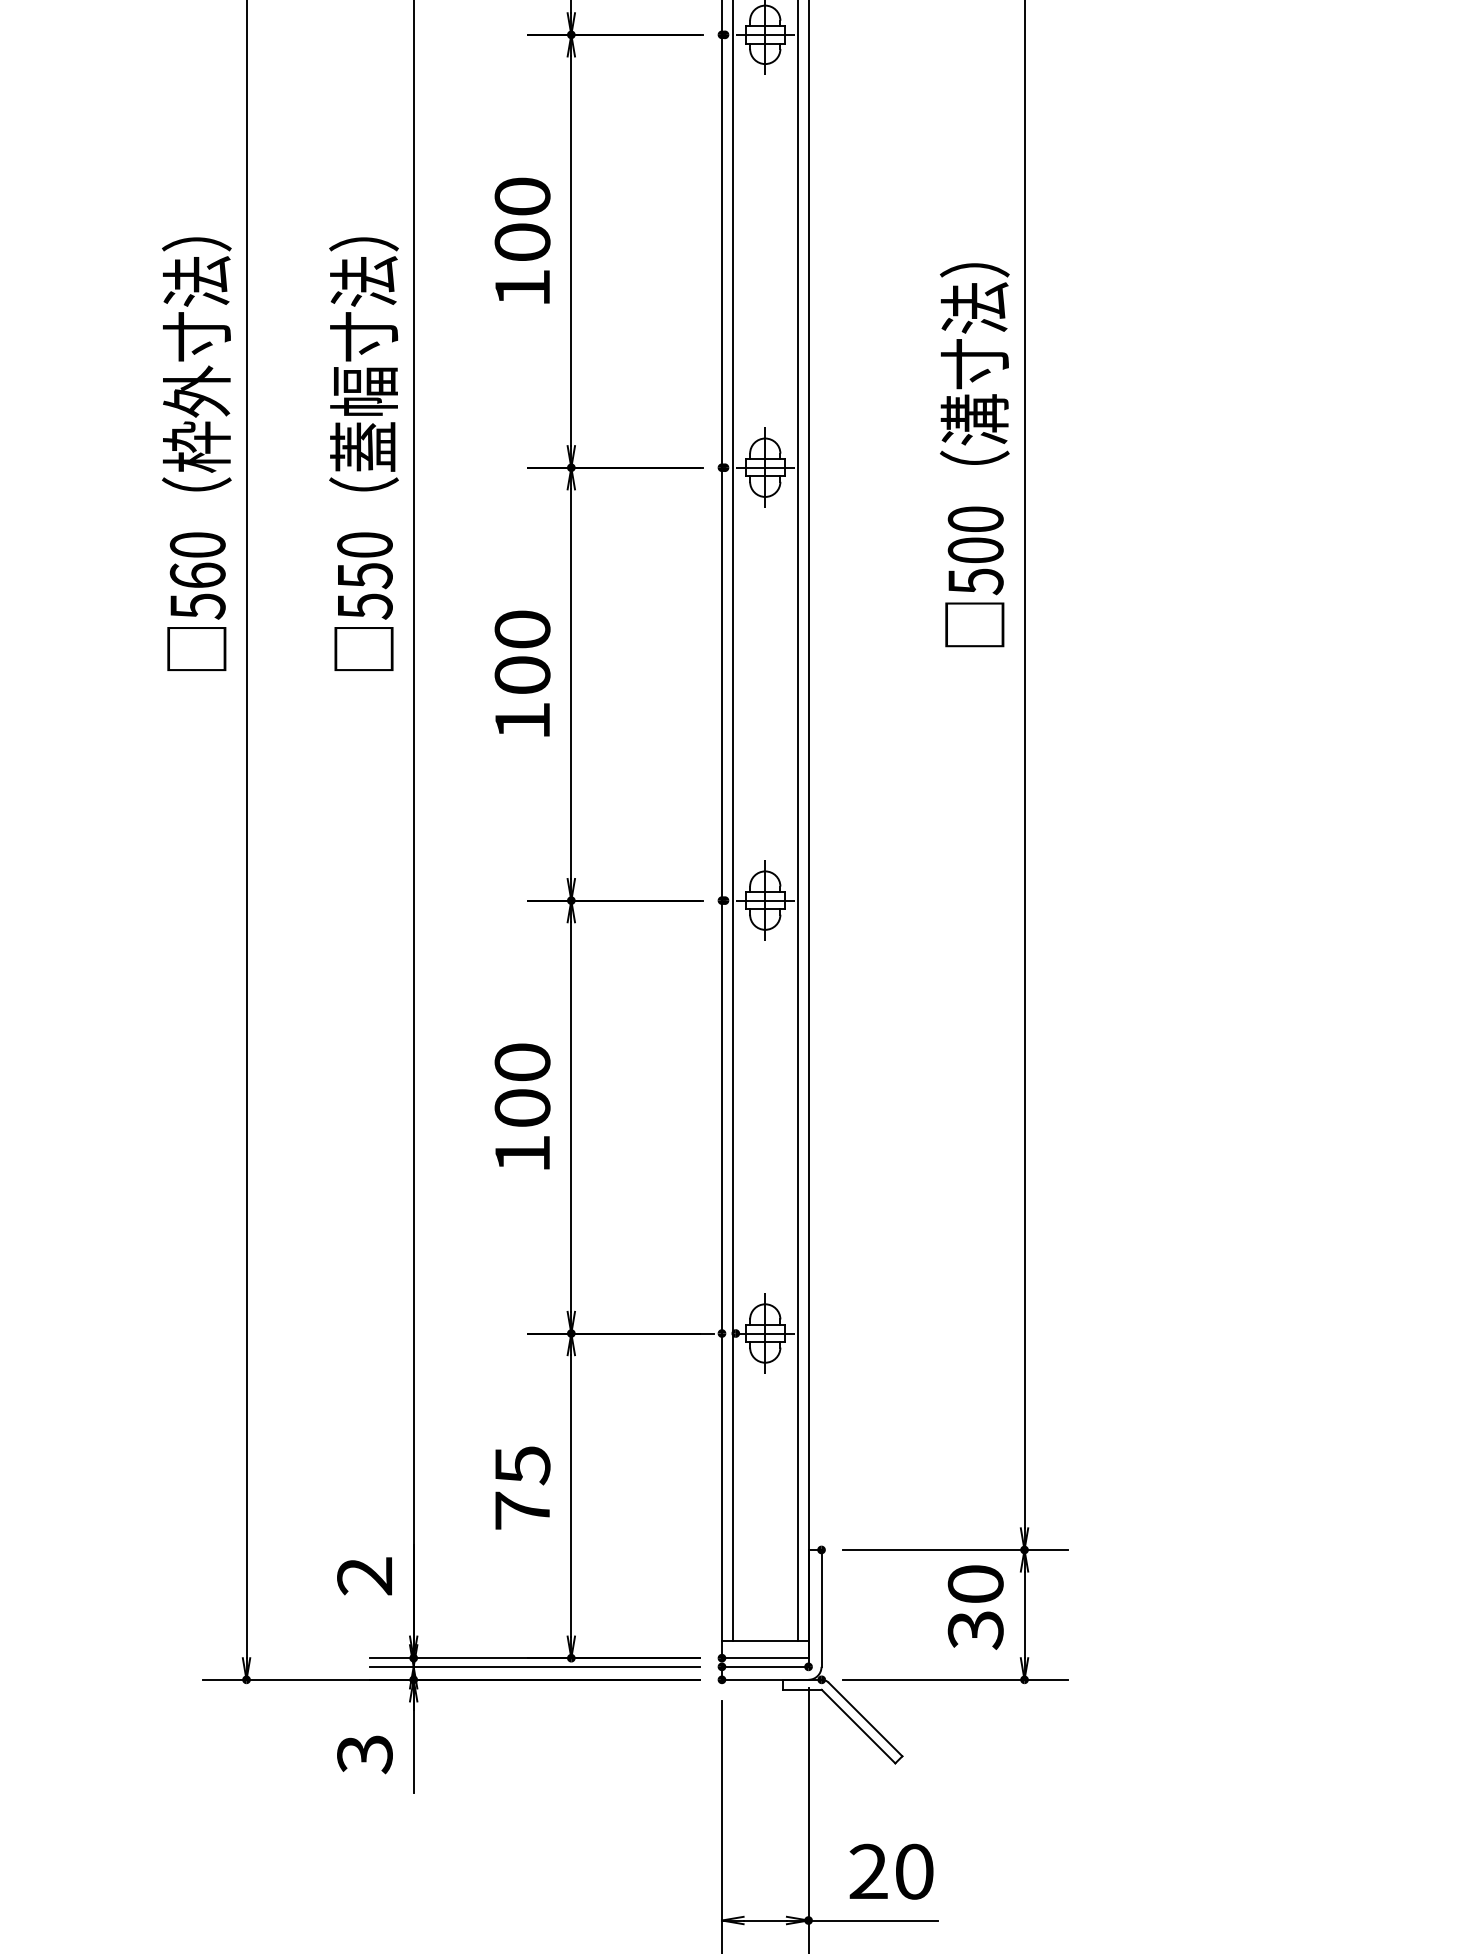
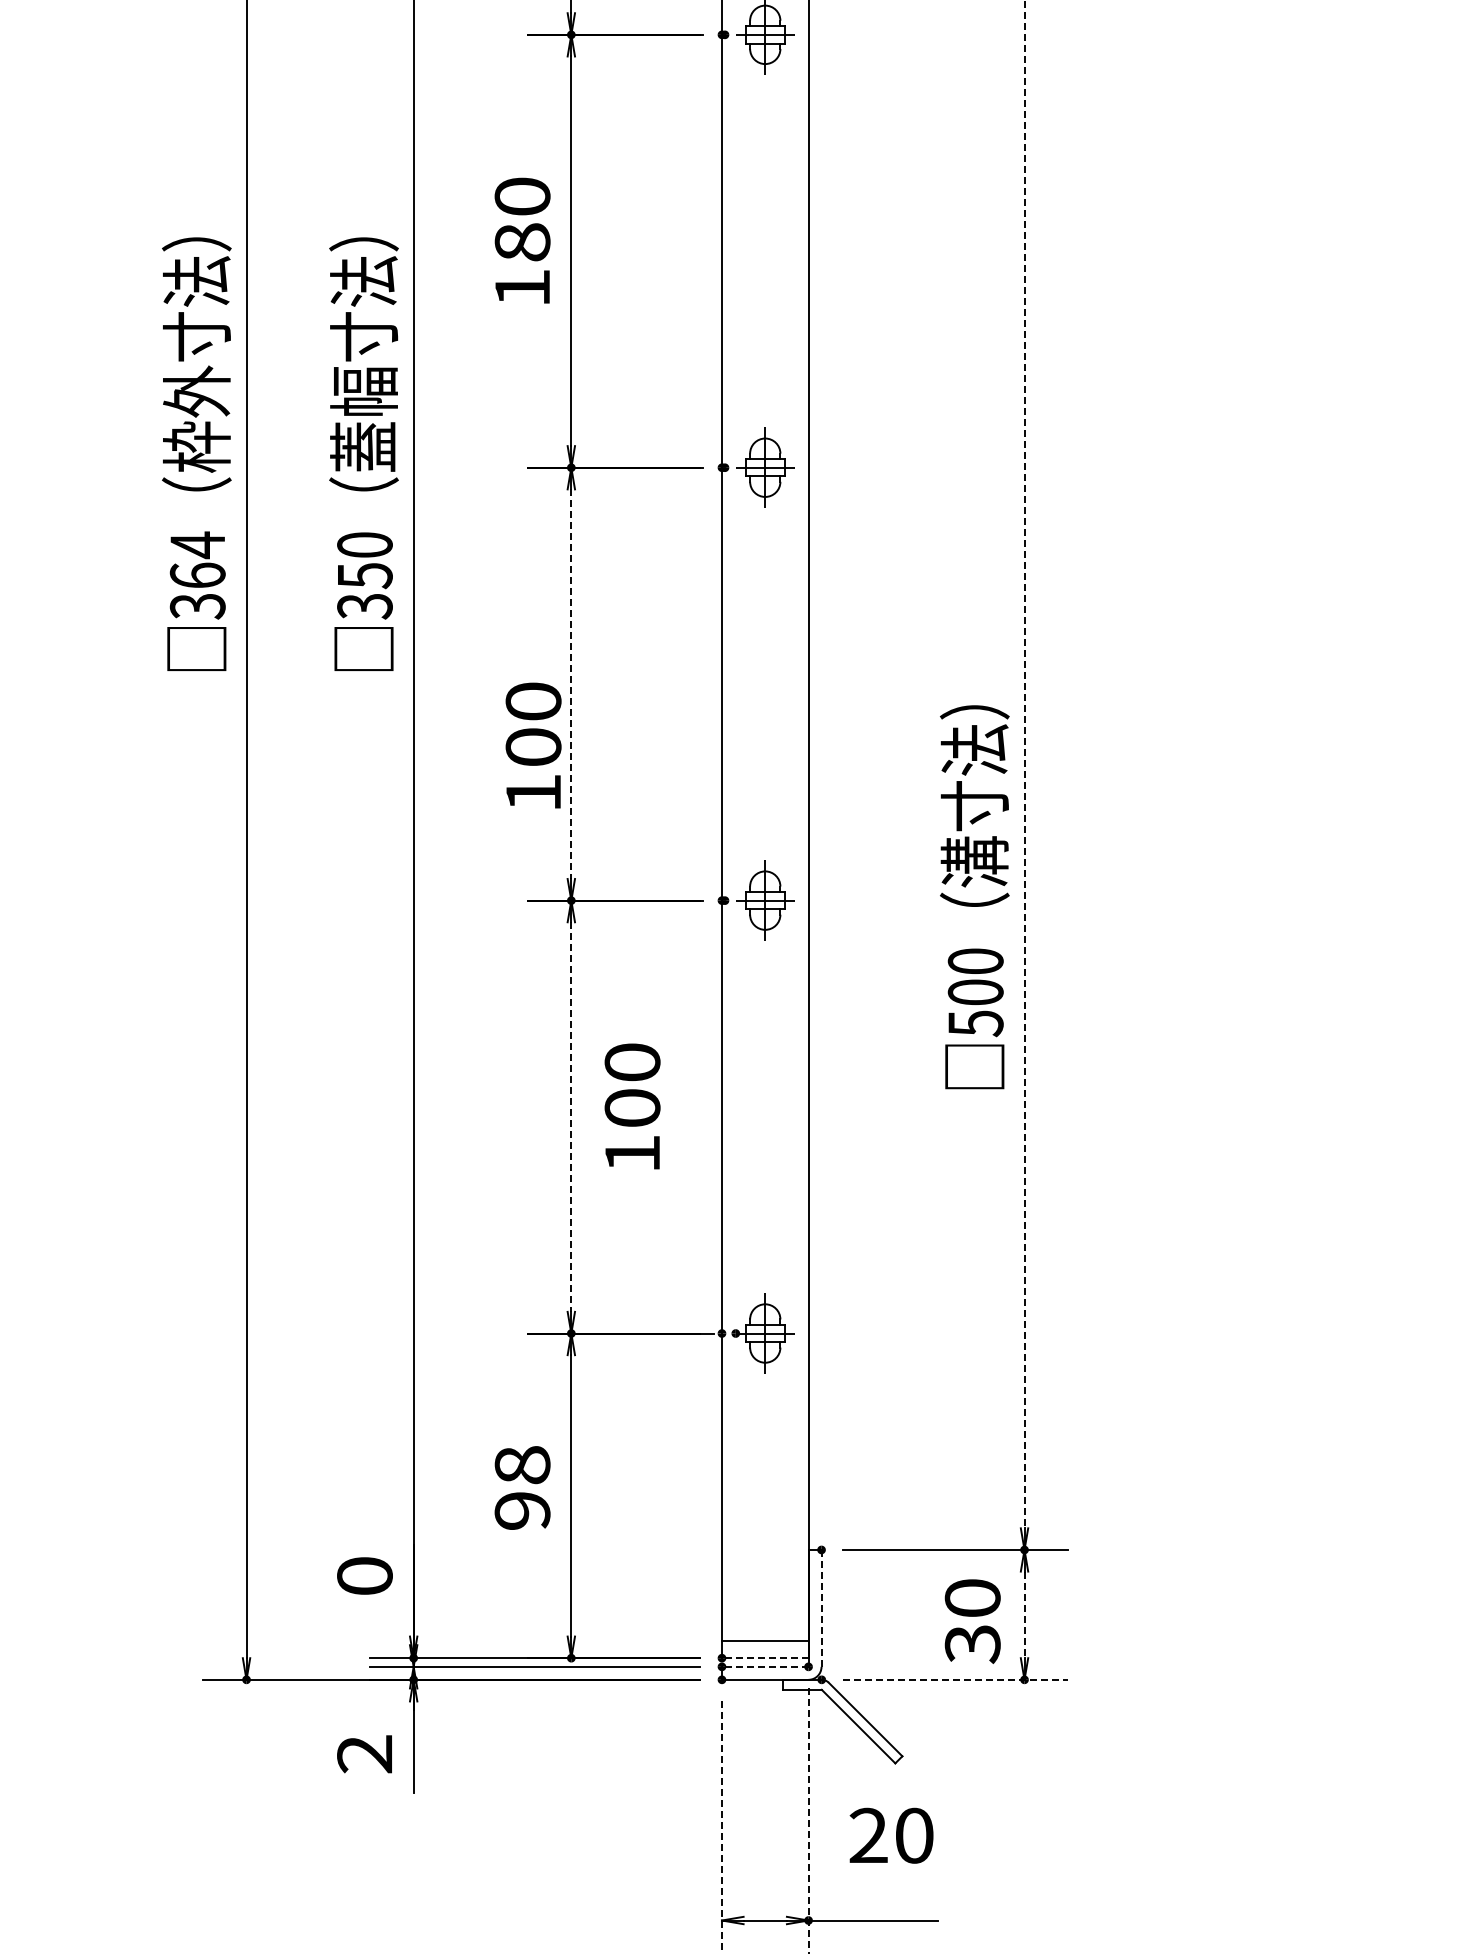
text: 100 -> 180 (522, 242)
text position: (974, 455) -> (974, 897) (974, 897)
text: 560 -> 364 (197, 575)
text: 550 -> 350 (364, 606)
text position: (522, 673) -> (533, 745) (533, 745)
line: solid -> dashed (571, 684)
line: solid -> dashed (1024, 764)
line: present -> none (732, 821)
line: present -> none (797, 821)
text position: (522, 1106) -> (632, 1106) (632, 1106)
line: solid -> dashed (571, 1117)
text: 75 -> 98 (522, 1487)
text: 2 -> 0 (364, 1576)
text position: (975, 1607) -> (972, 1621) (972, 1621)
line: solid -> dashed (821, 1608)
line: solid -> dashed (1024, 1615)
line: solid -> dashed (764, 1658)
line: solid -> dashed (764, 1666)
line: solid -> dashed (956, 1679)
text: 3 -> 2 (364, 1754)
line: solid -> dashed (808, 1821)
line: solid -> dashed (721, 1828)
text position: (891, 1871) -> (891, 1835) (891, 1835)
